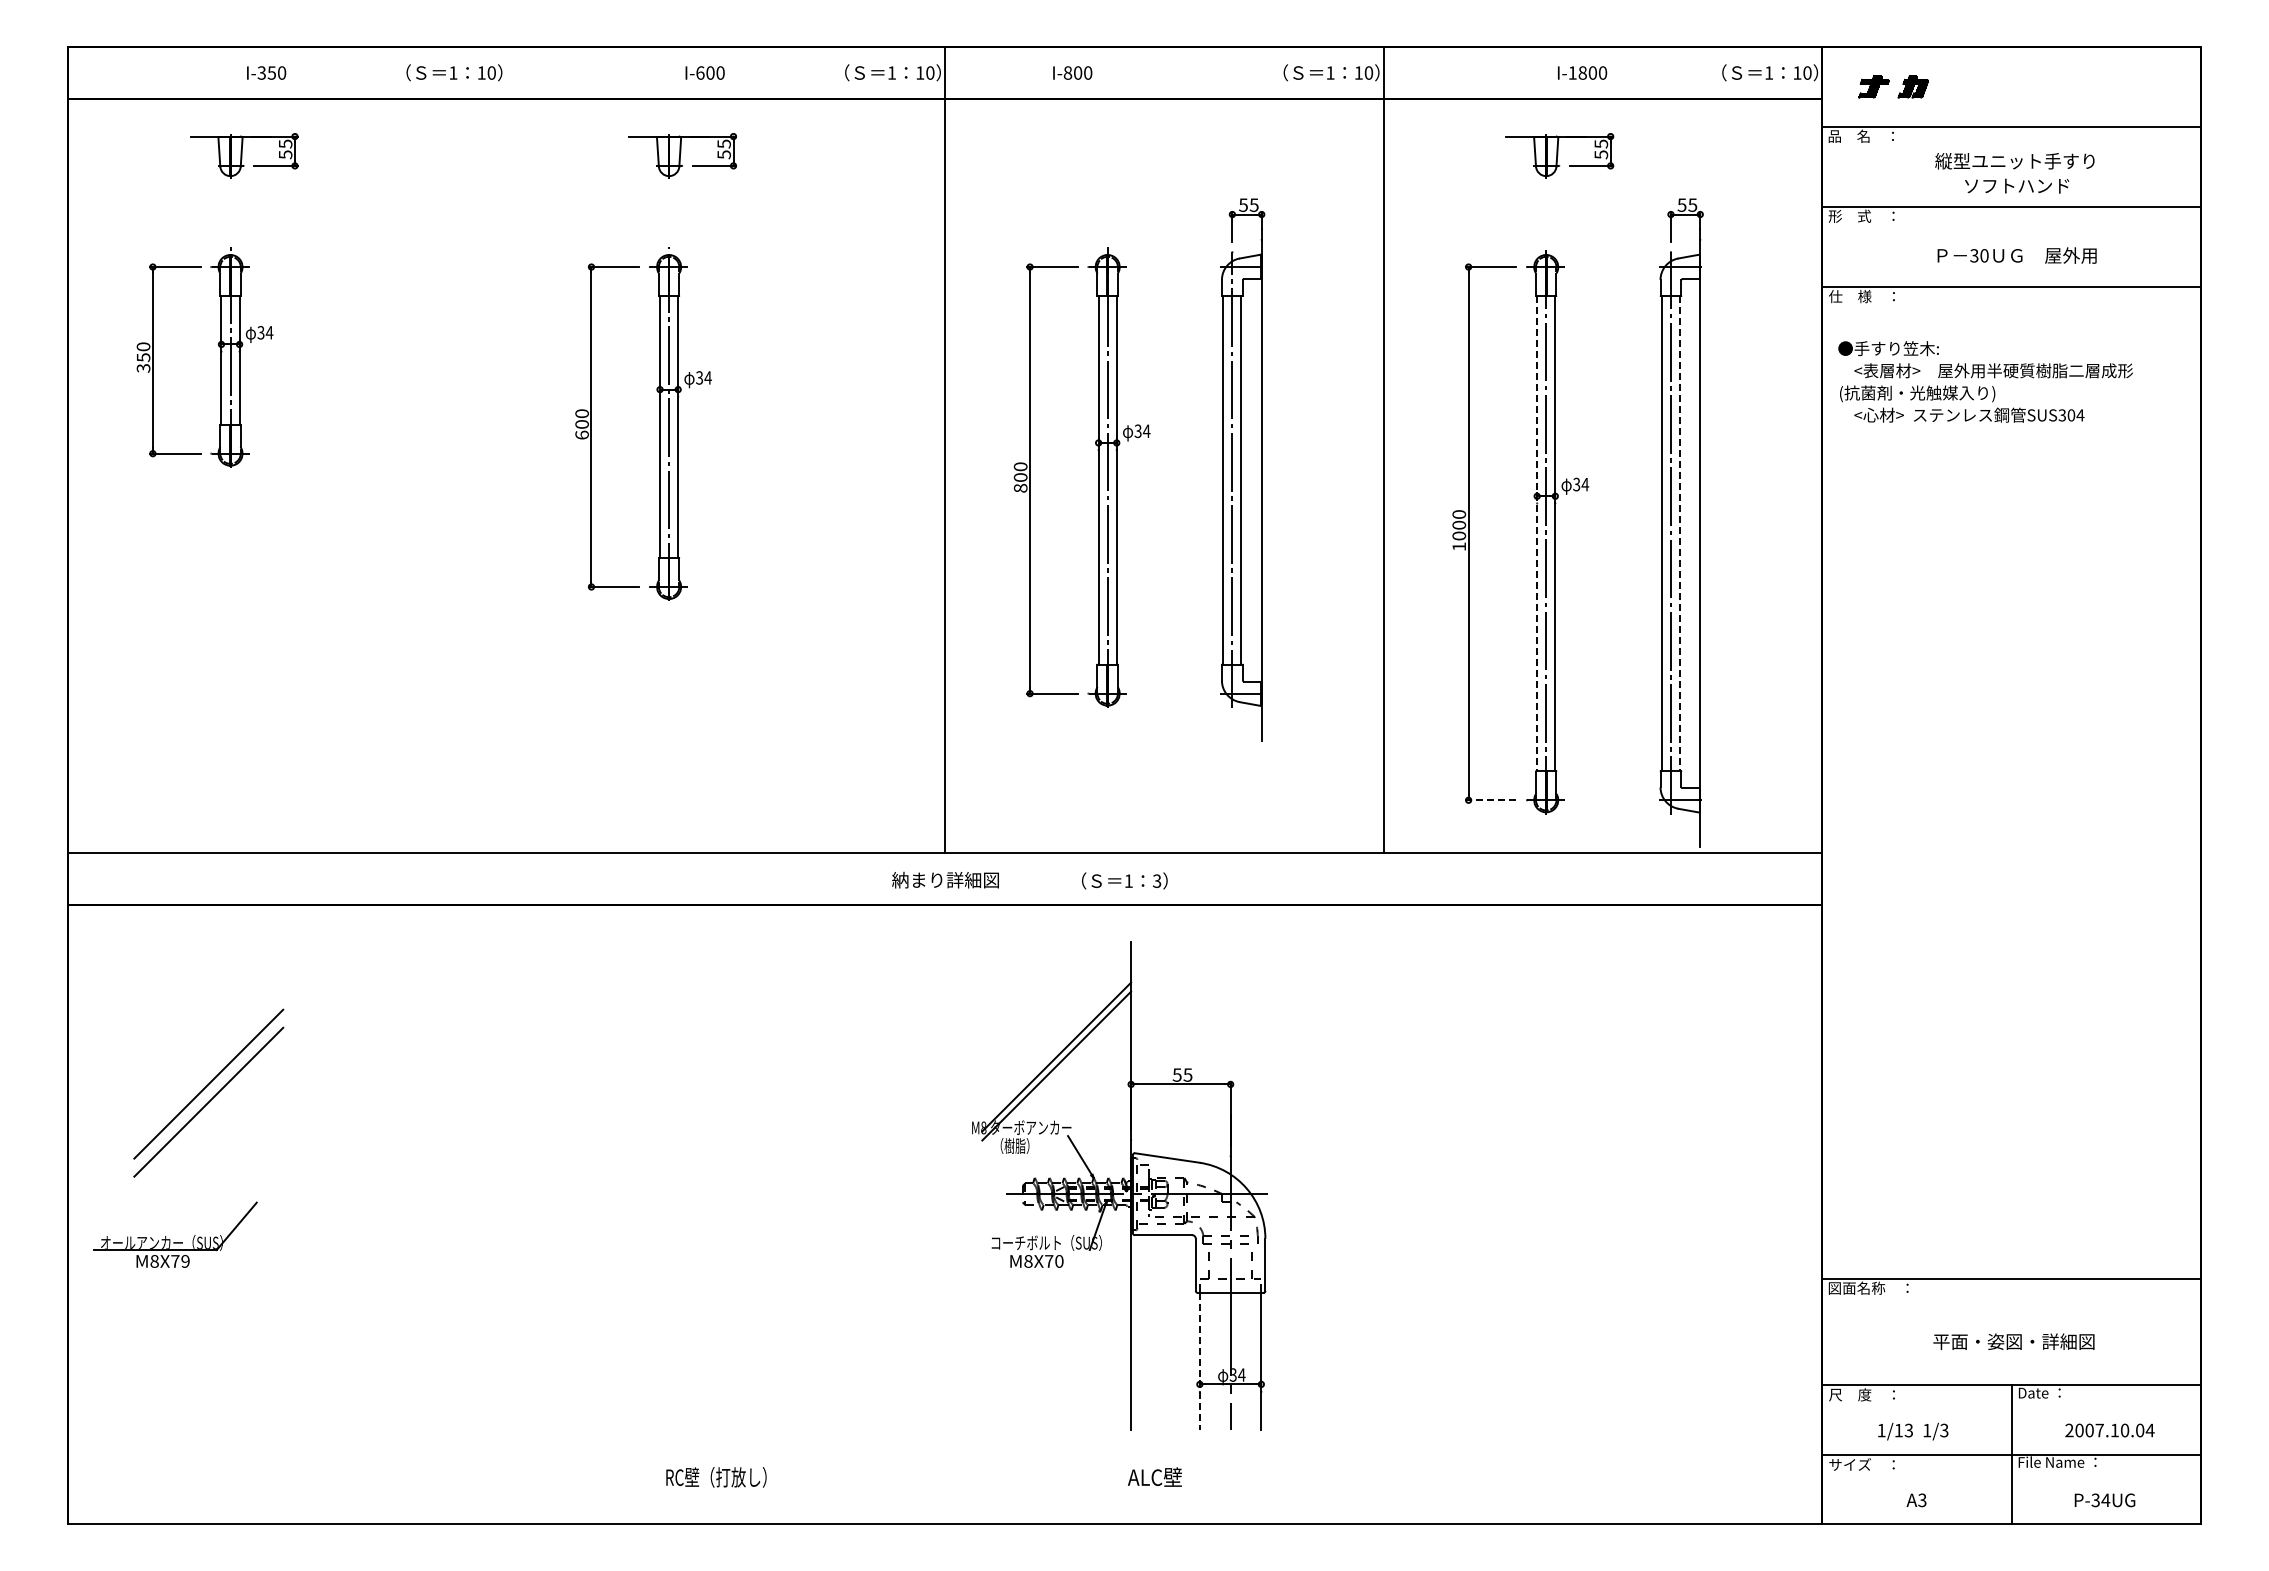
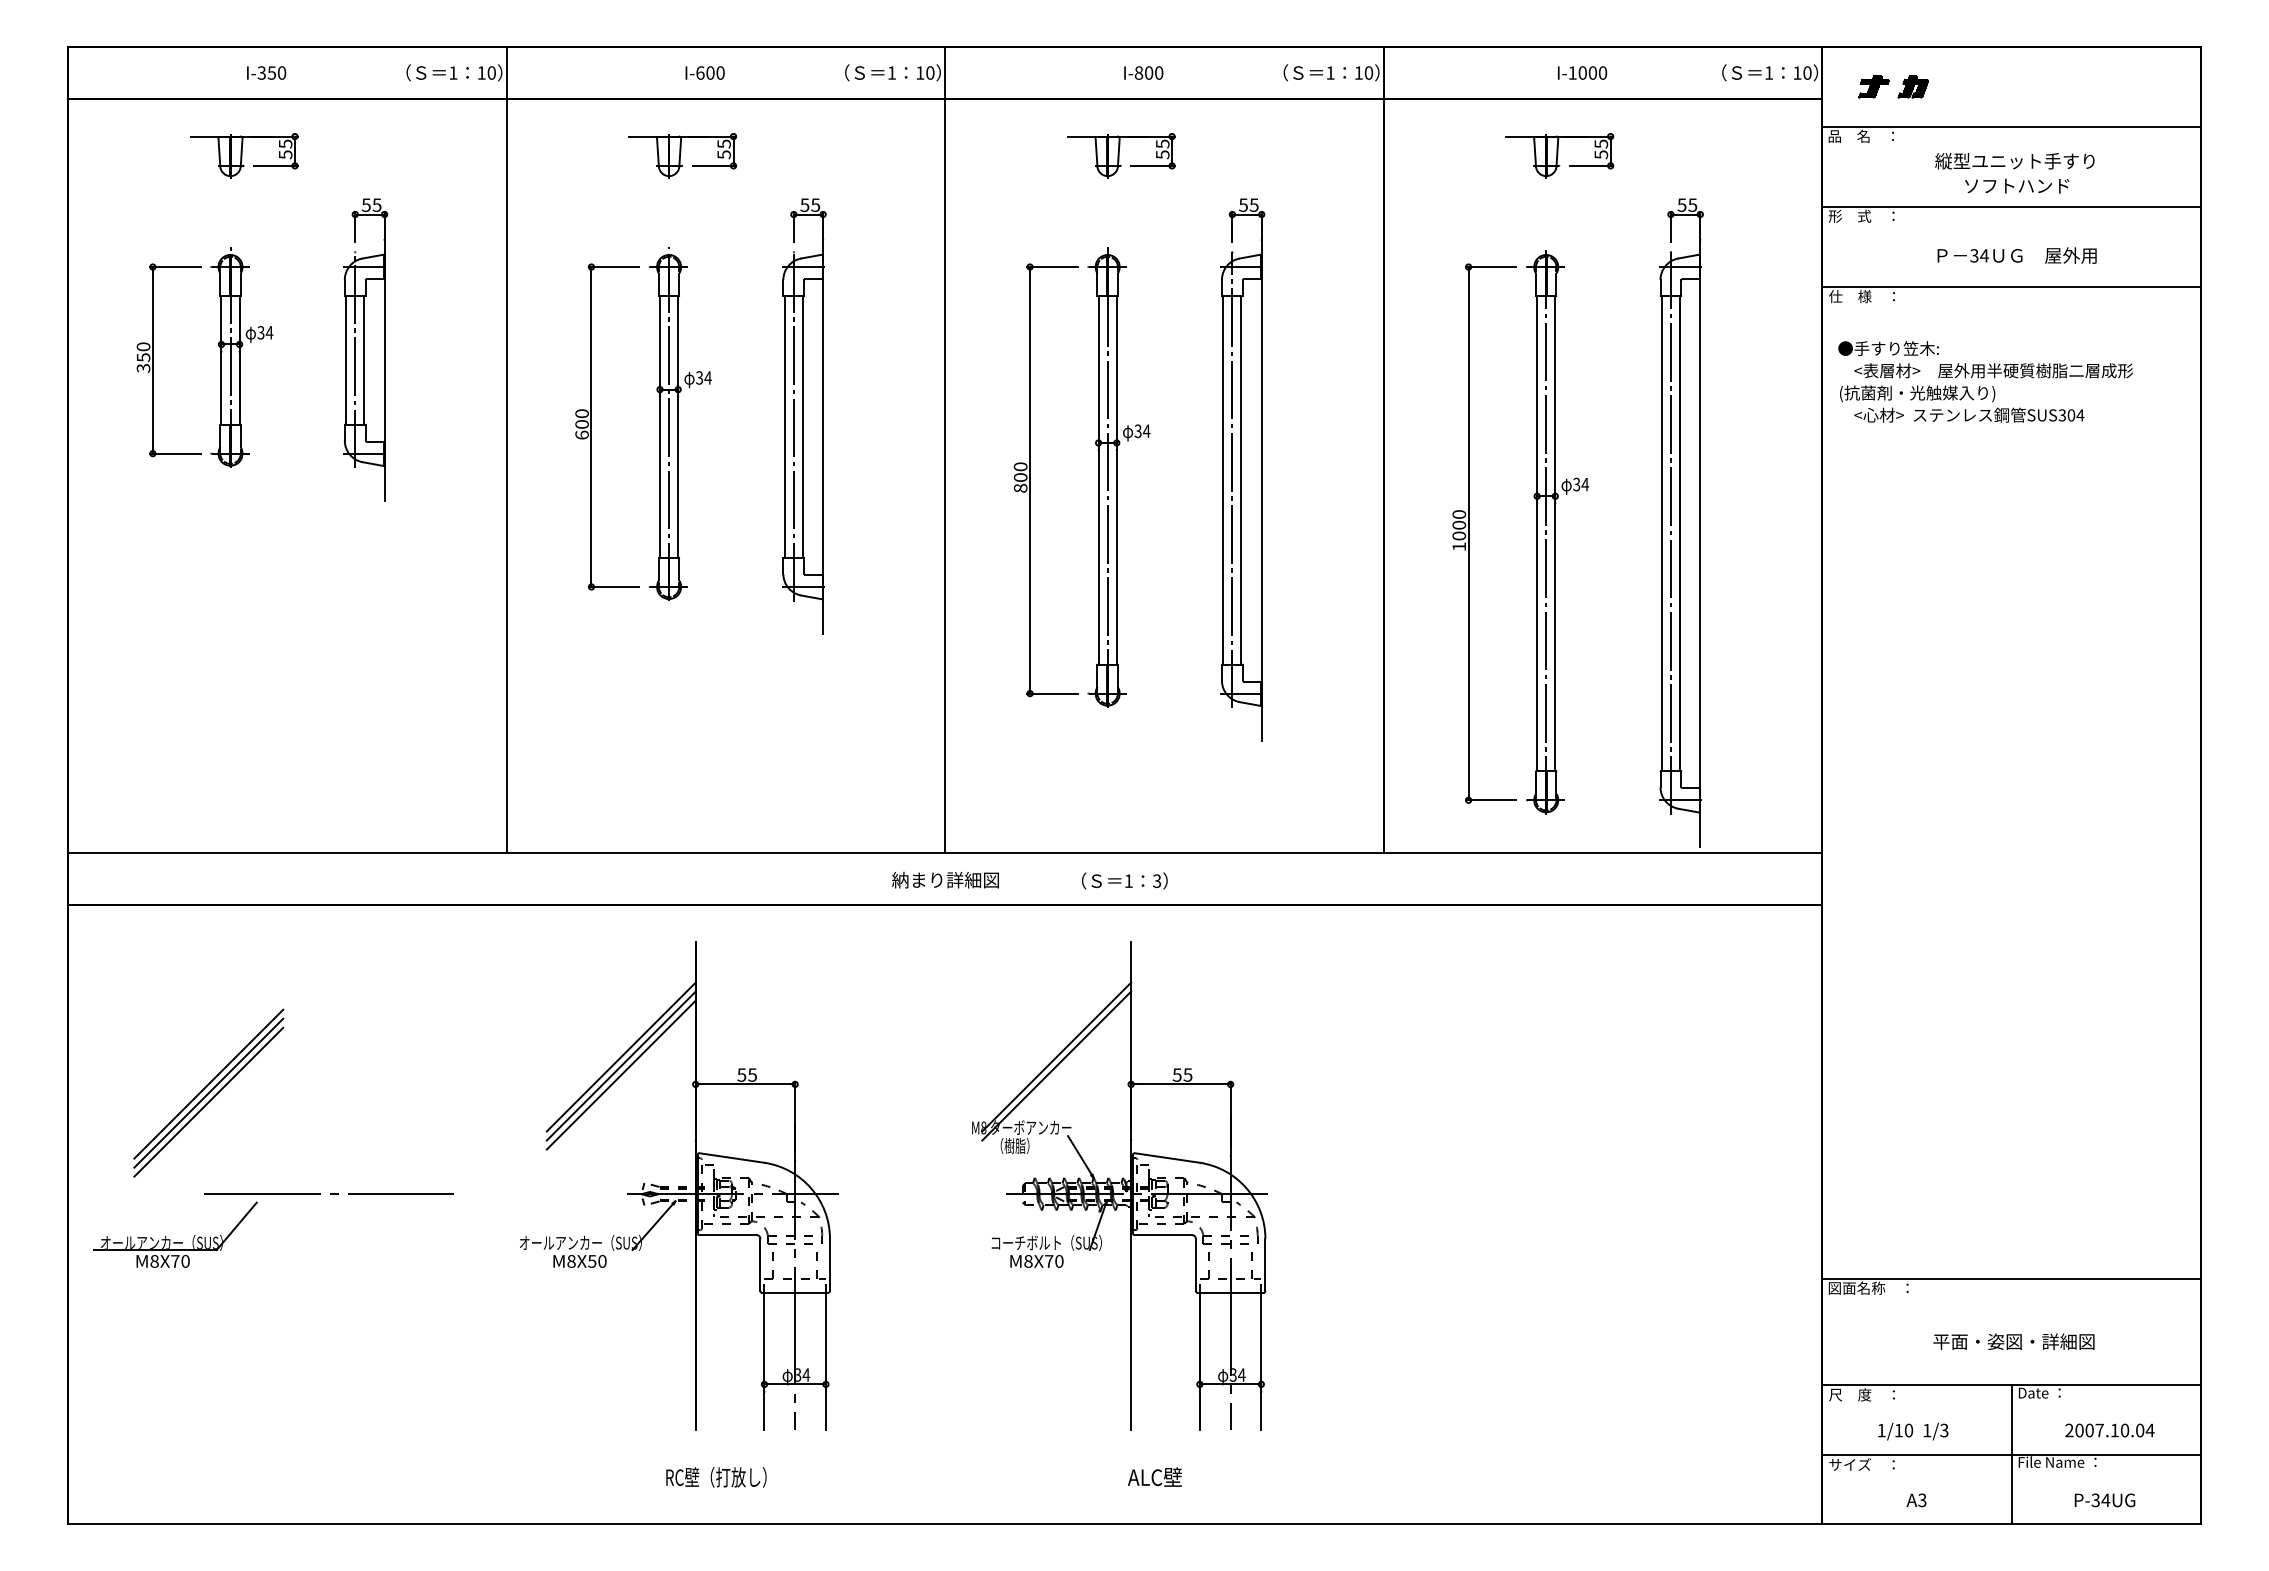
text position: (1072, 72) -> (1143, 72) (1143, 72)
text: I-1800 -> I-1000 (1582, 72)
part: none -> present (1121, 155)
text: 30 -> 34 (1984, 255)
part: none -> present (365, 349)
part: none -> present (804, 416)
line: none -> present (506, 450)
line: dashed -> solid (1537, 533)
line: dashed -> solid (1680, 533)
line: dashed -> solid (1490, 800)
line: none -> present (208, 1092)
part: none -> present (679, 1185)
line: none -> present (328, 1194)
text: M8X79 -> M8X70 (185, 1261)
line: dashed -> solid (1199, 1361)
text: 1/13 -> 1/10 (1908, 1430)
